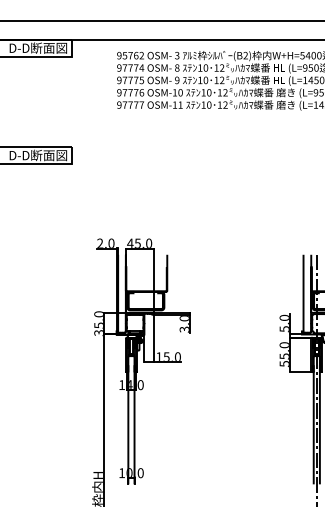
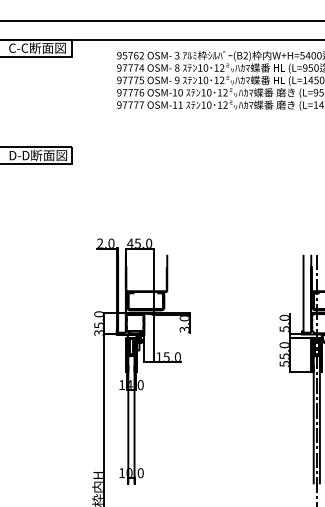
text: D-D断面図 -> C-C断面図 (38, 47)
